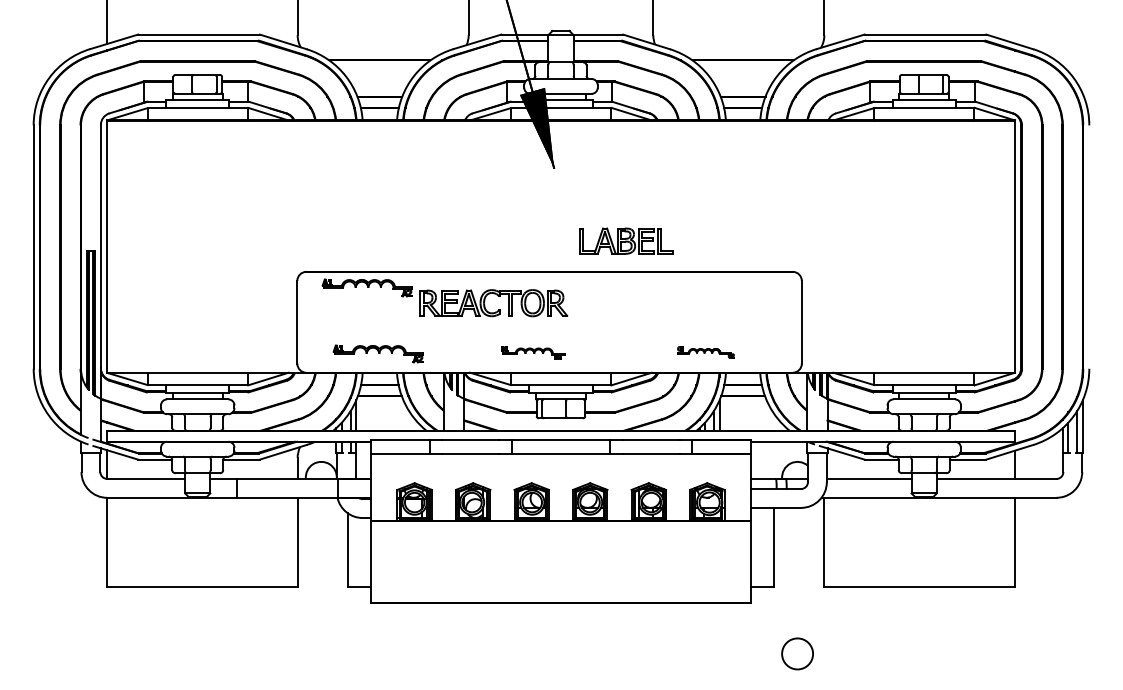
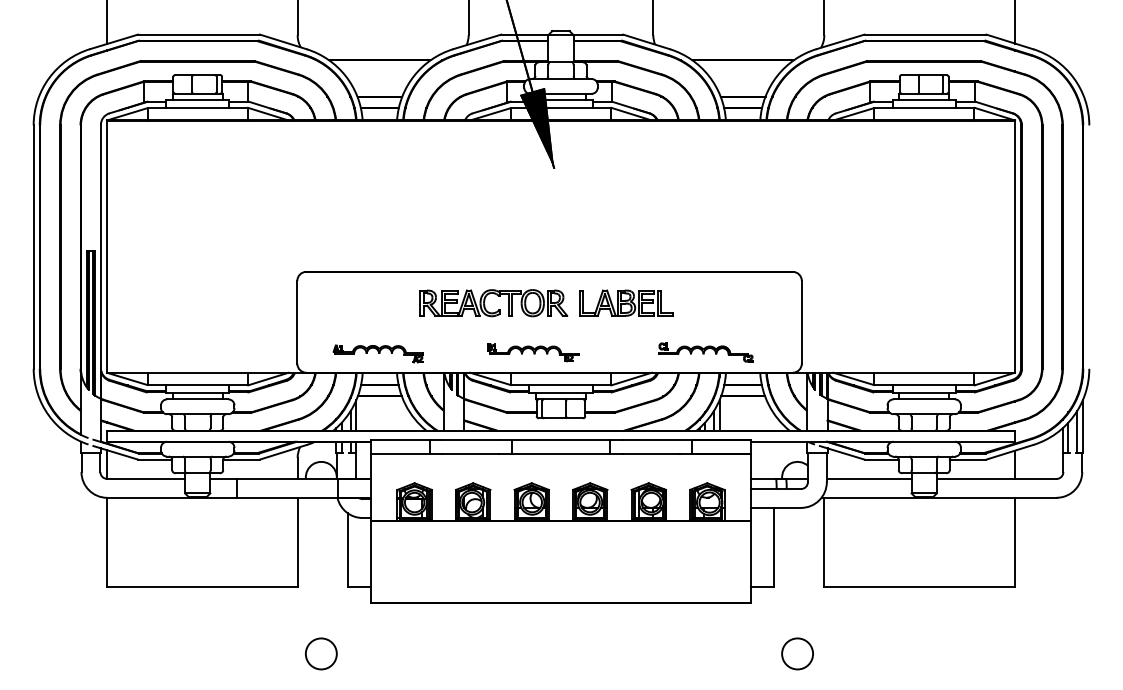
line: none -> present (1015, 22)
part position: (626, 240) -> (626, 302) (626, 302)
part: present -> none (366, 287)
part size: 65x14 px -> 93x20 px (533, 352)
part size: 58x13 px -> 96x21 px (705, 352)
circle: none -> present (321, 653)
